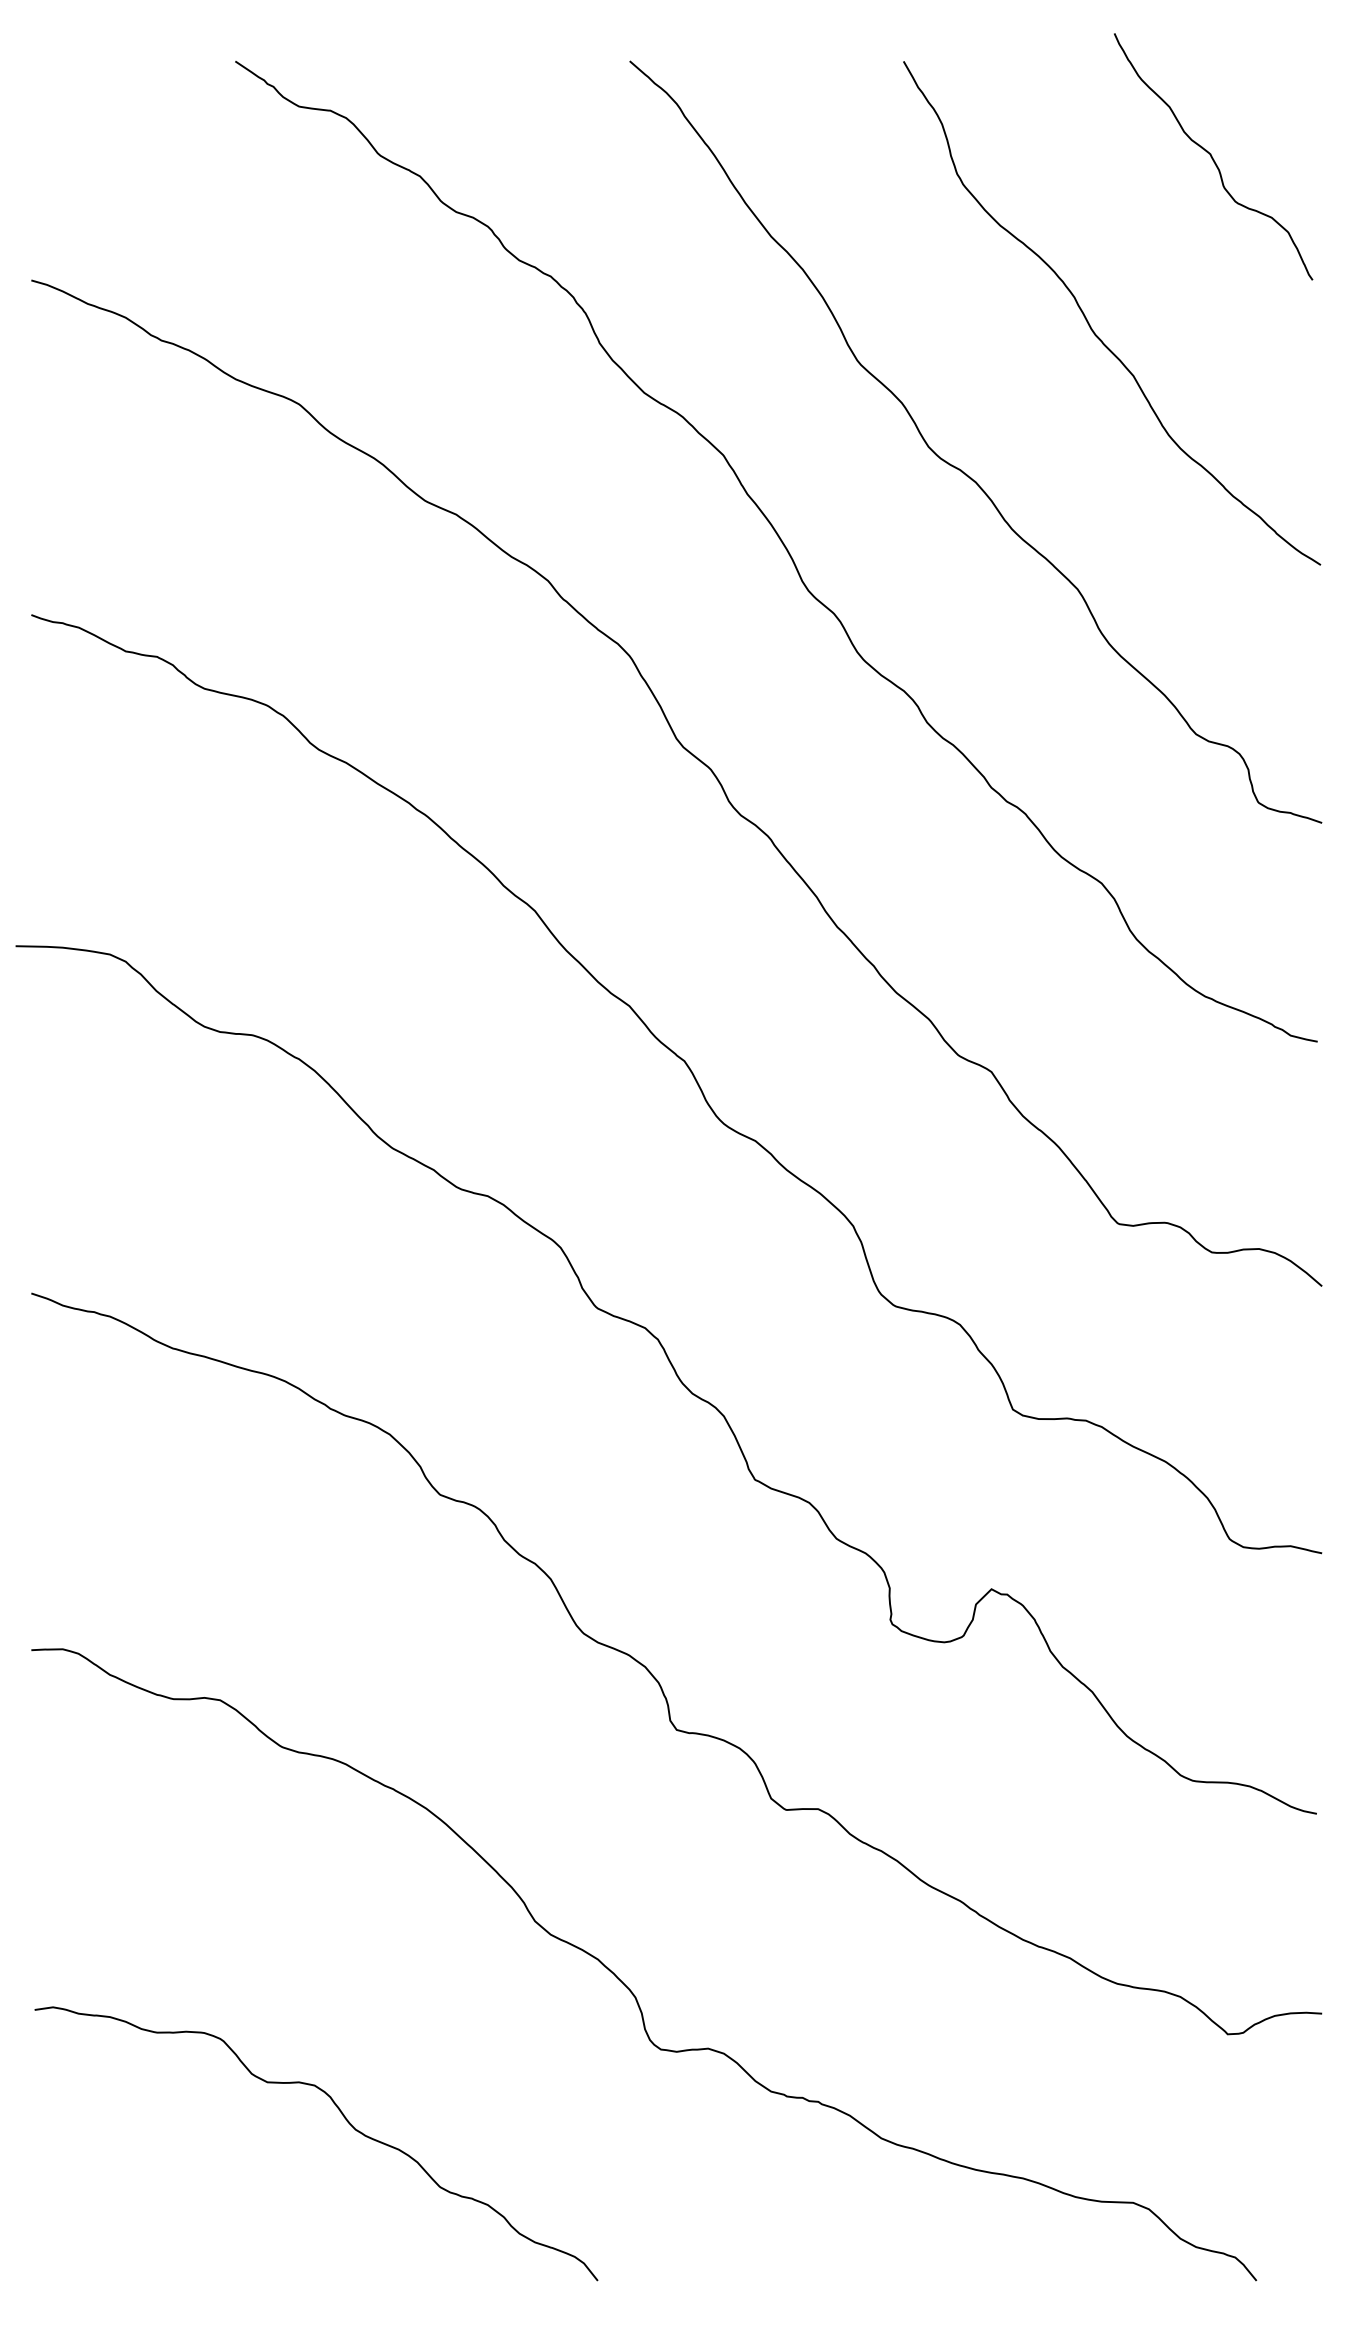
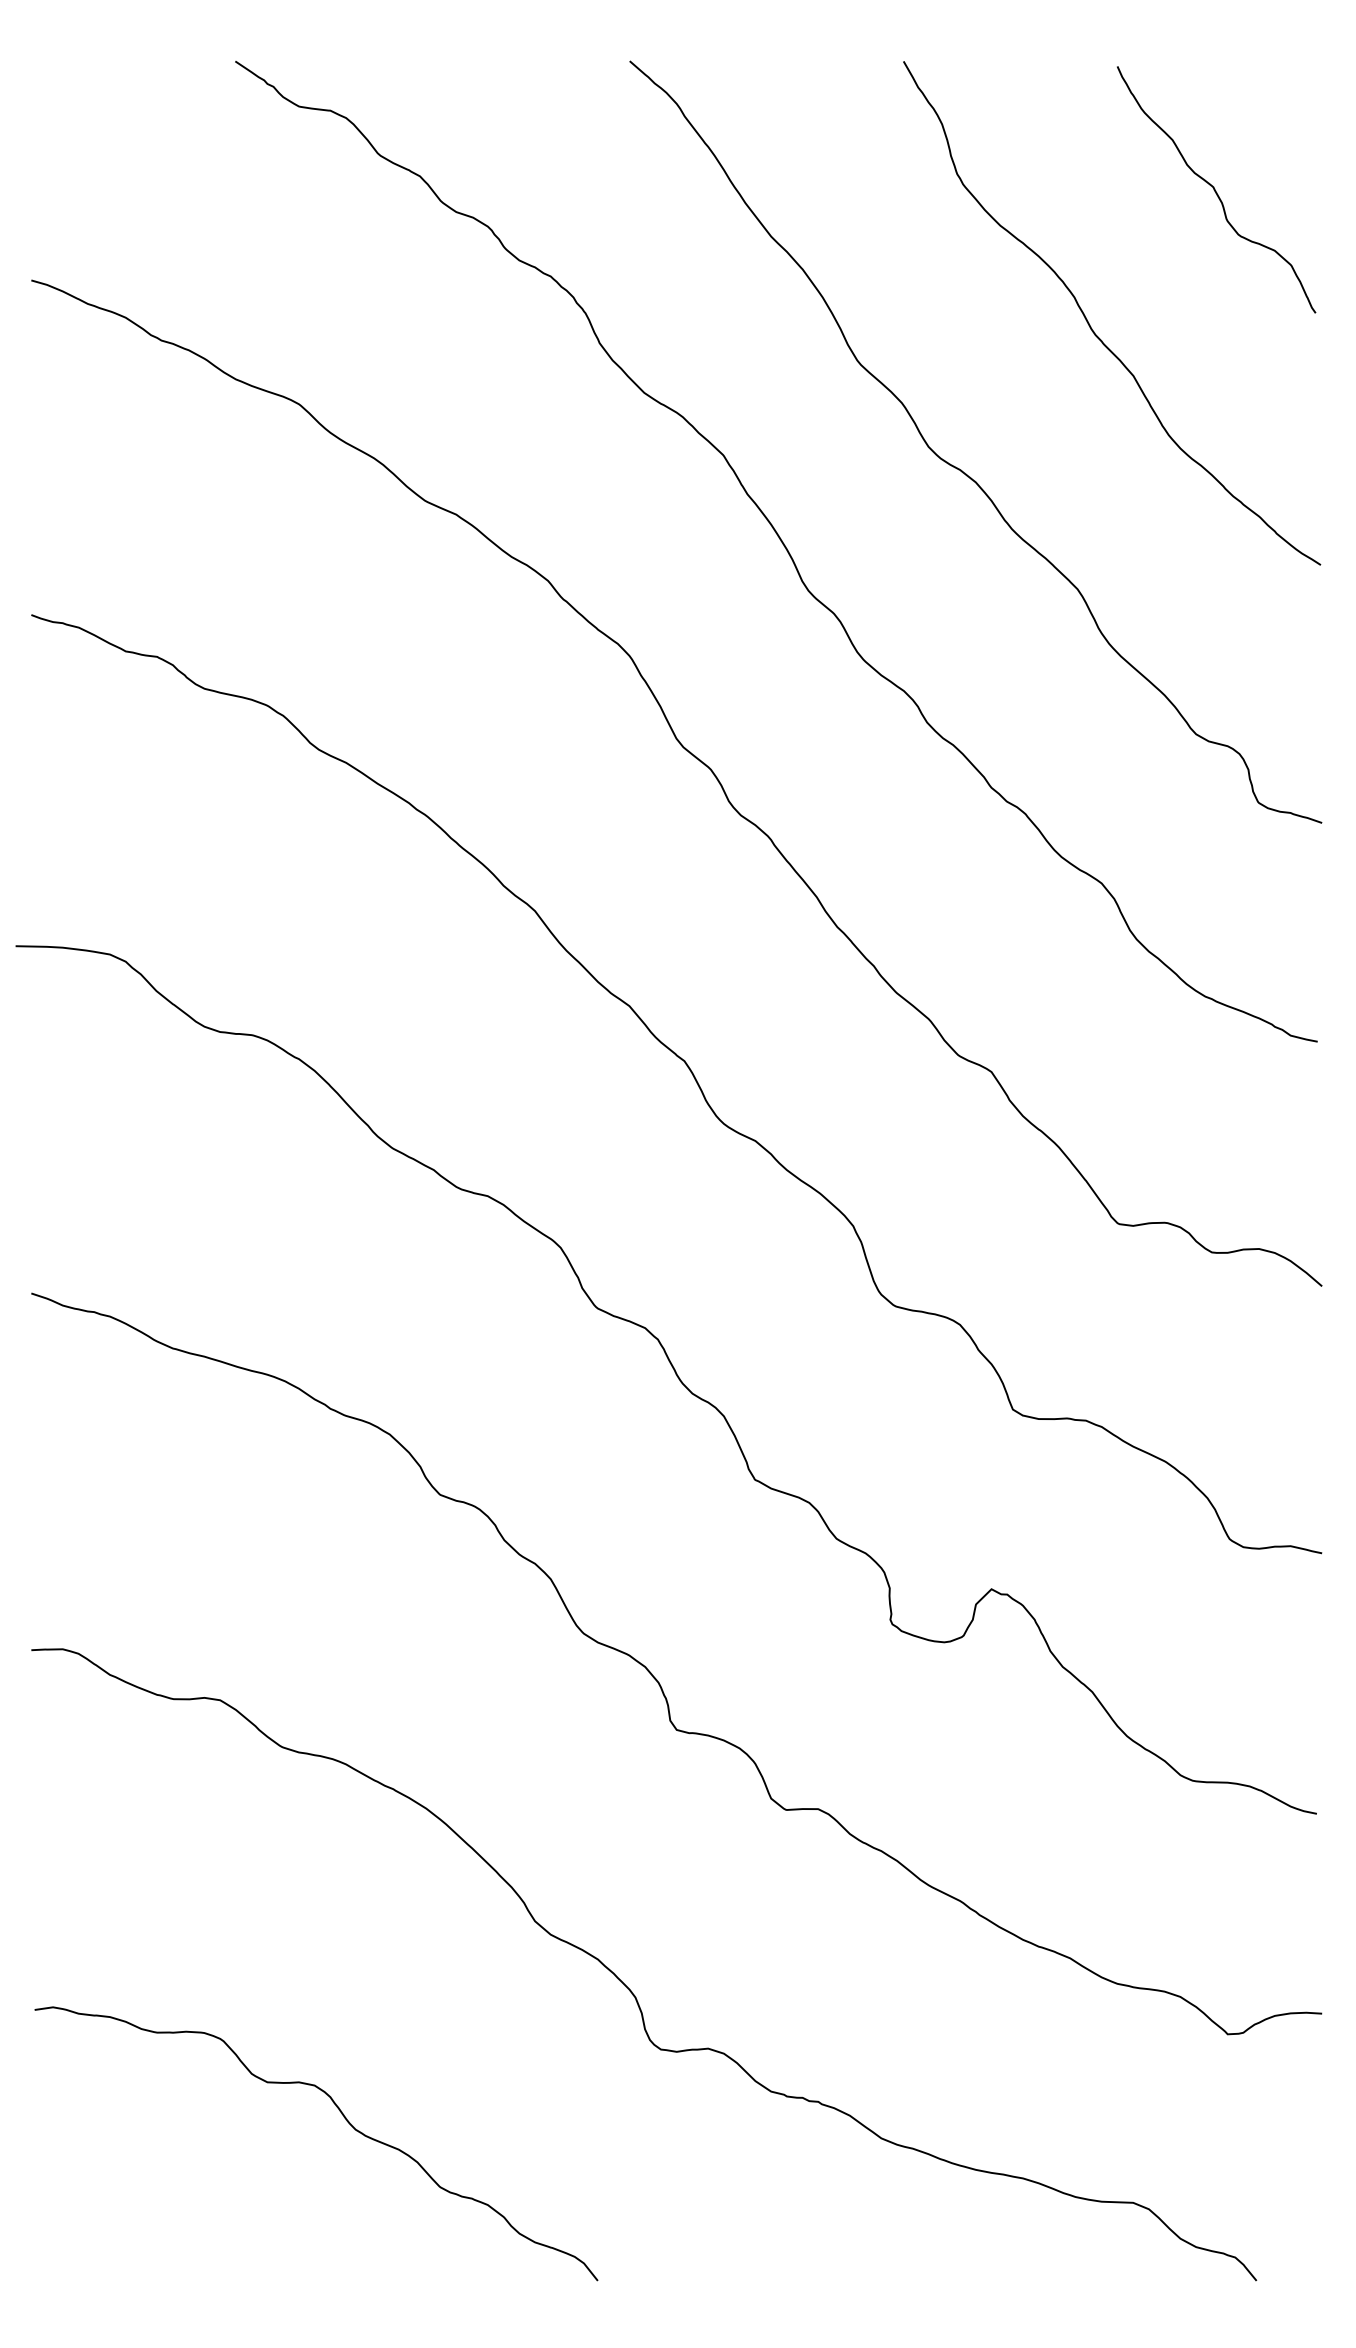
curve position: (1212, 156) -> (1215, 189) (1215, 189)
